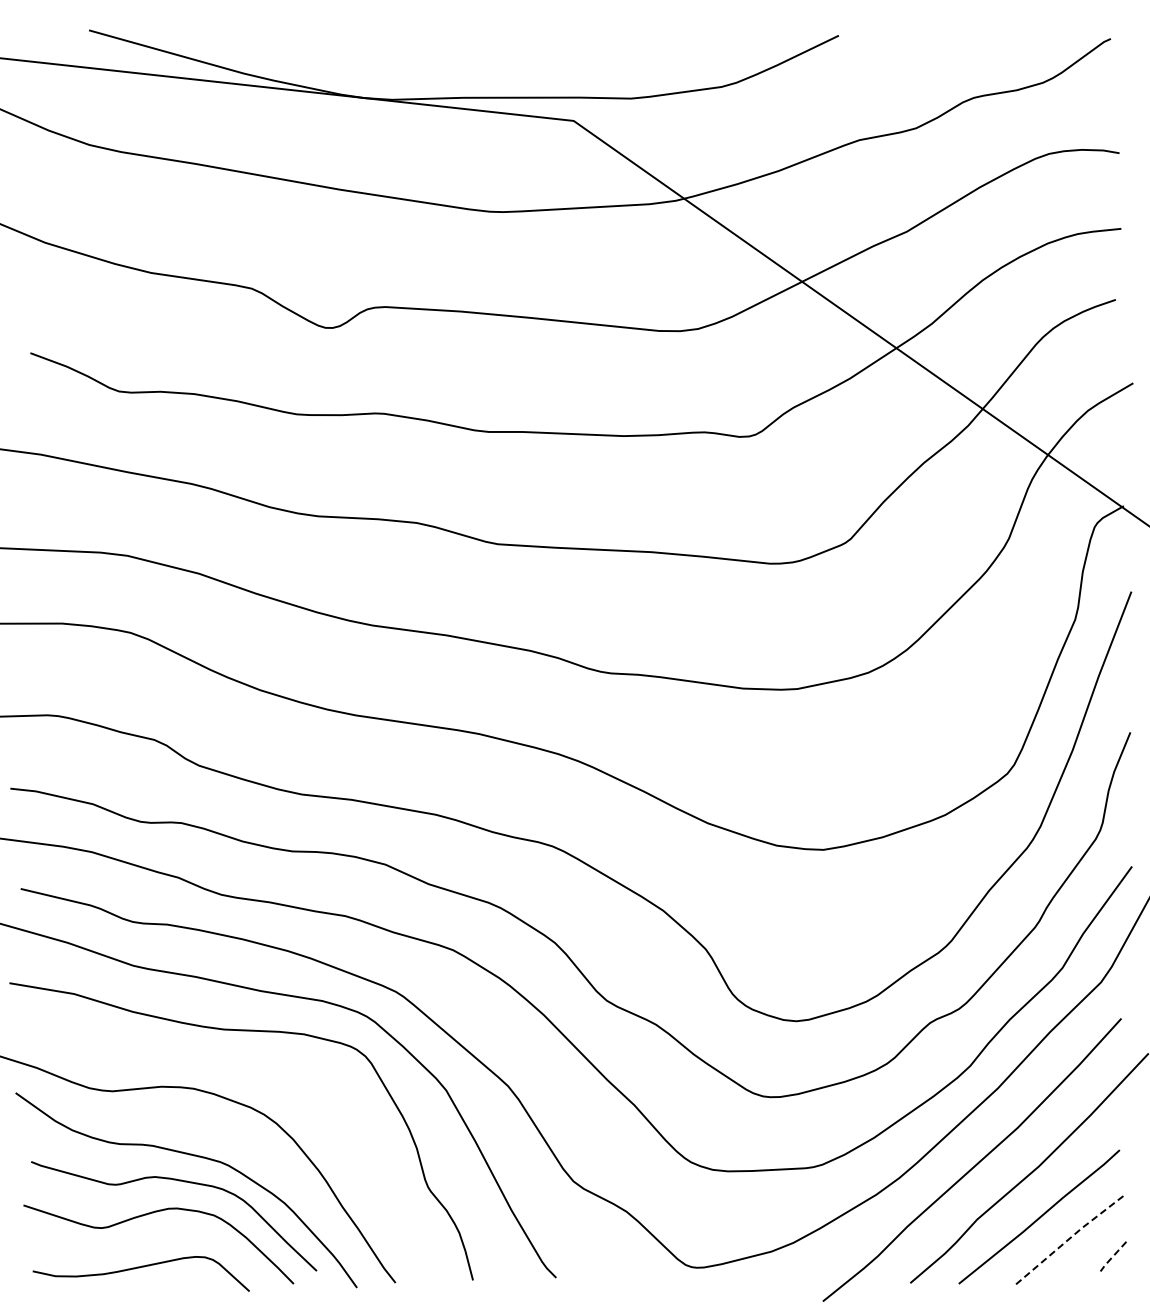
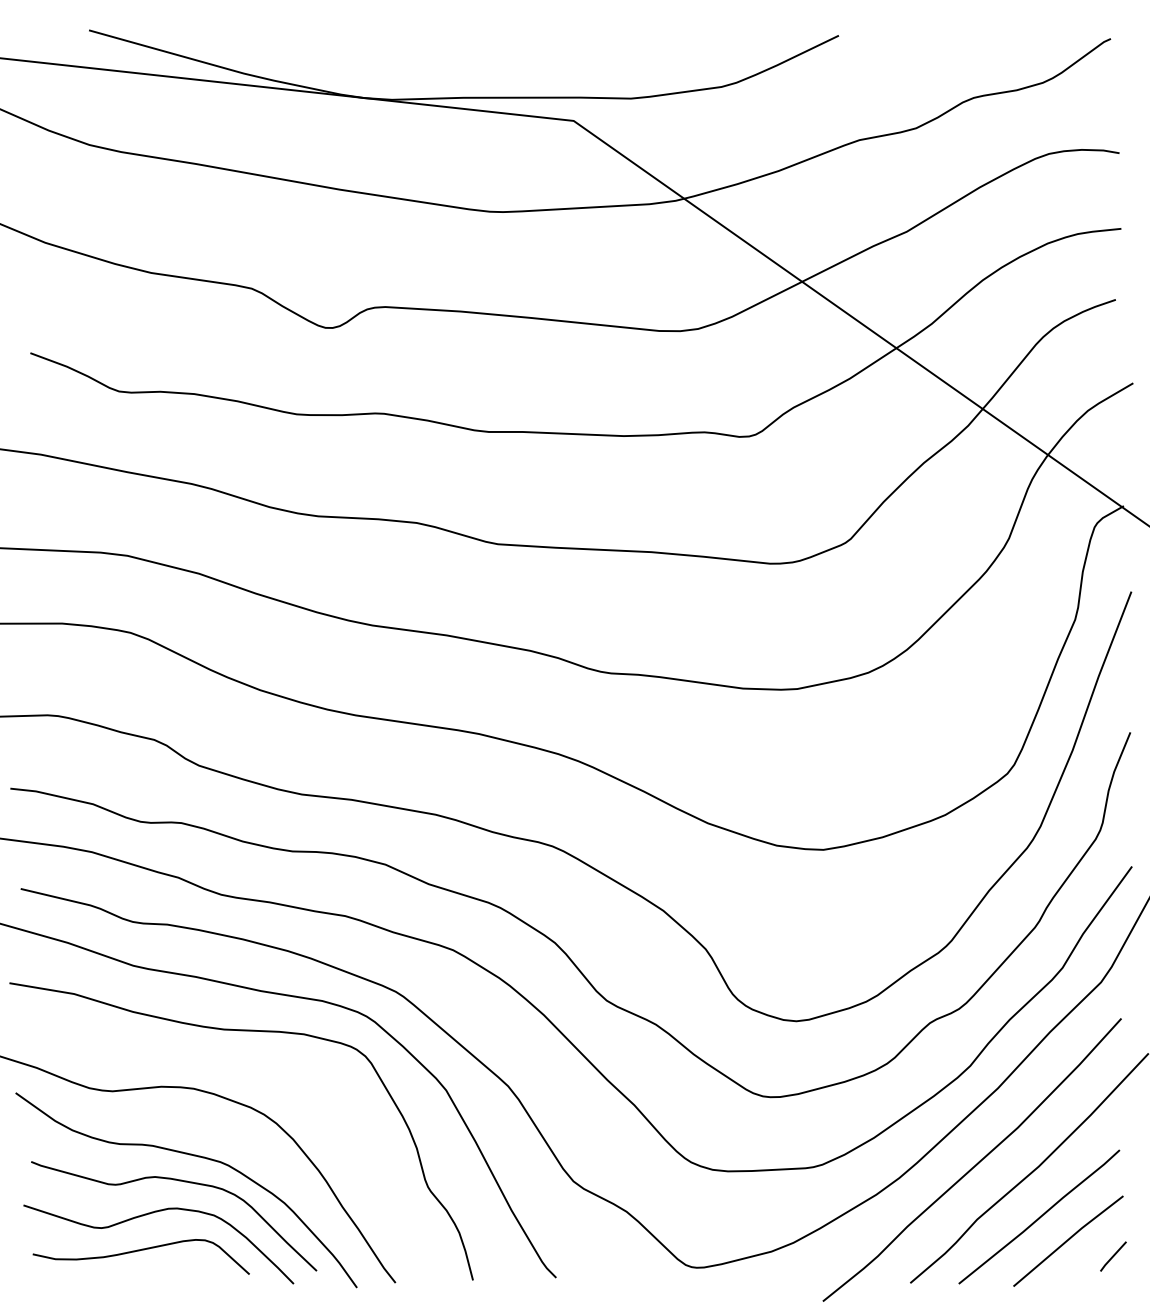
line: dashed -> solid (1068, 1239)
line: dashed -> solid (1112, 1257)
curve position: (139, 1268) -> (139, 1251) (139, 1251)
